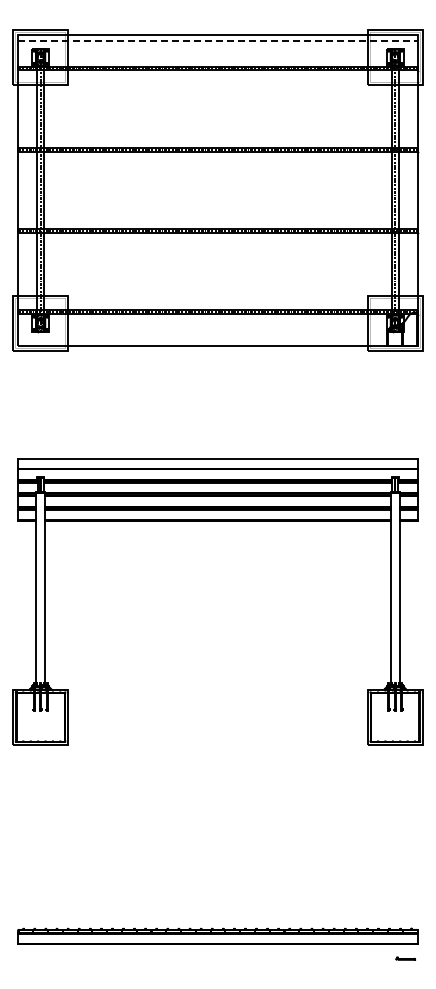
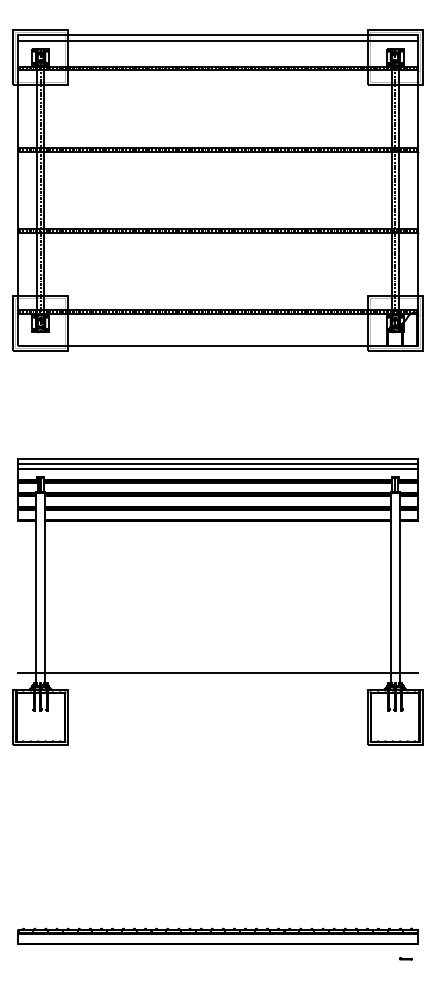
line: dashed -> solid (217, 40)
line: none -> present (217, 463)
line: none -> present (217, 672)
part size: 21x5 px -> 14x4 px (405, 958)
